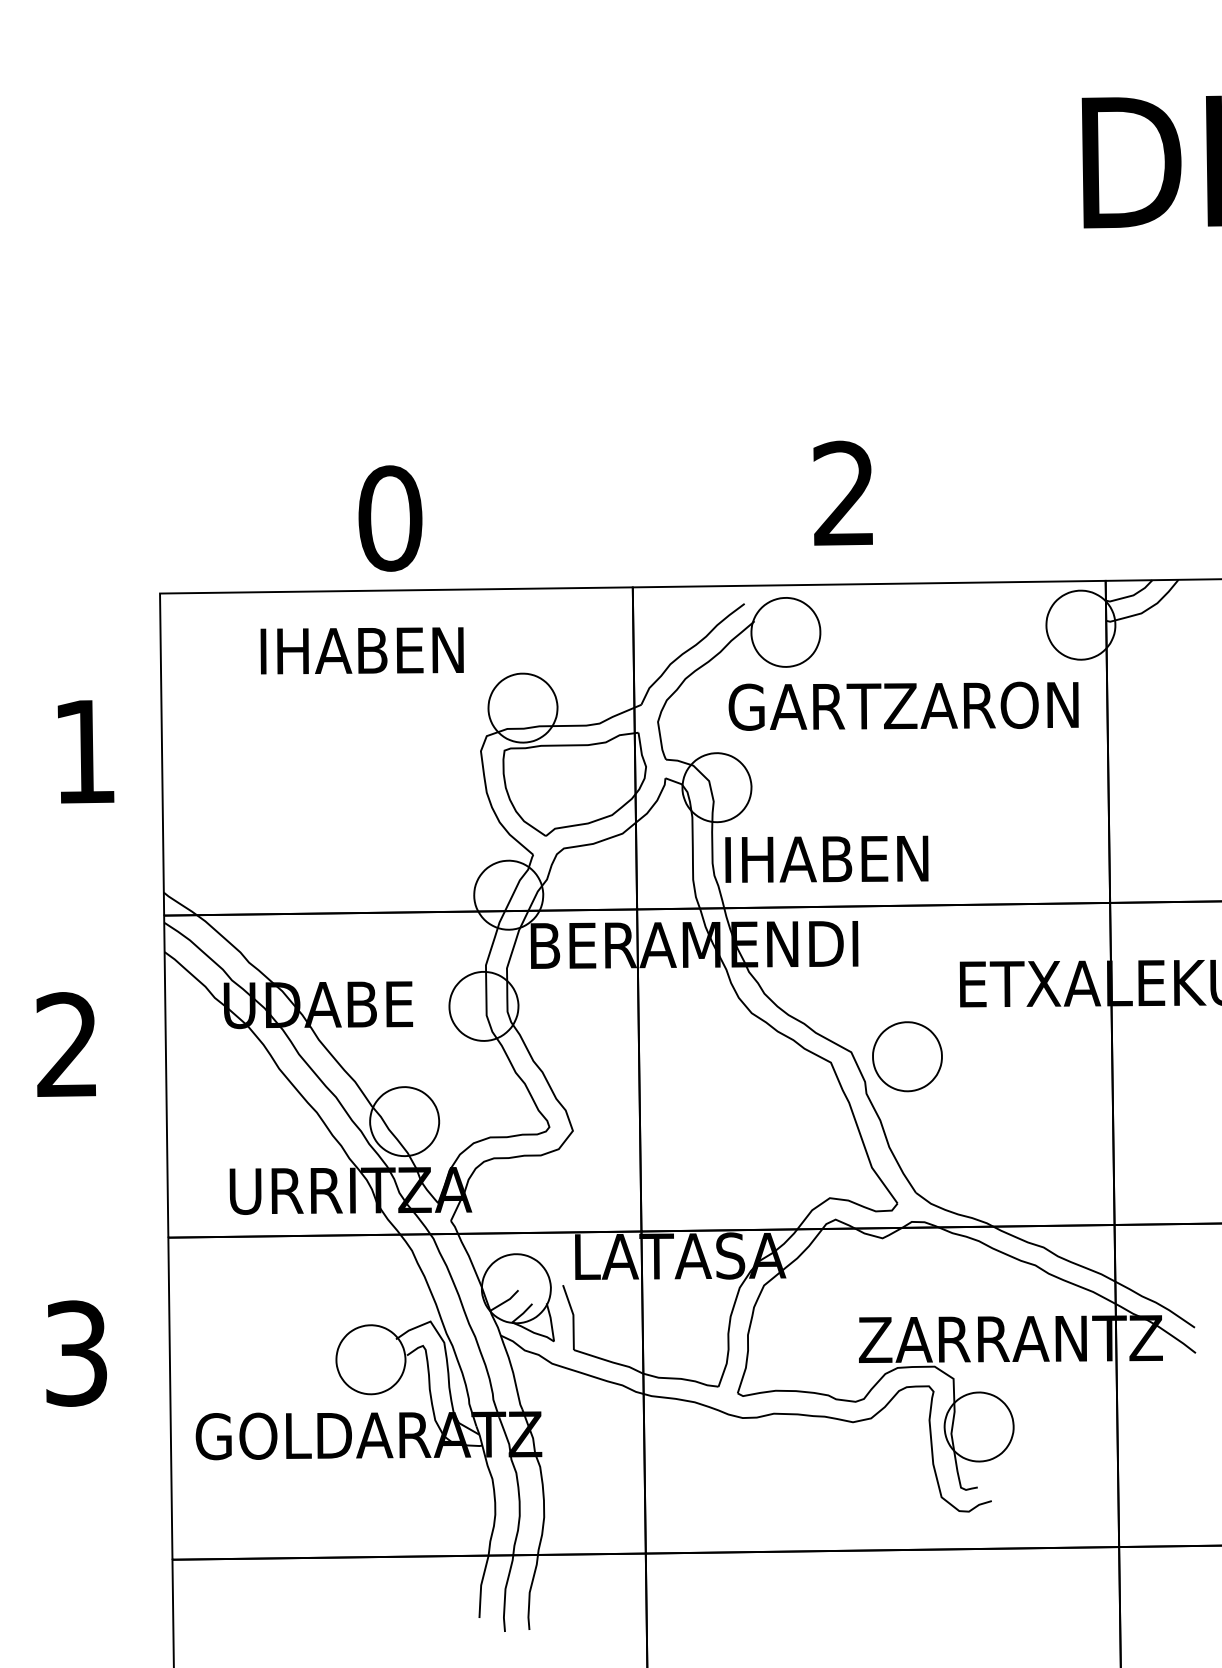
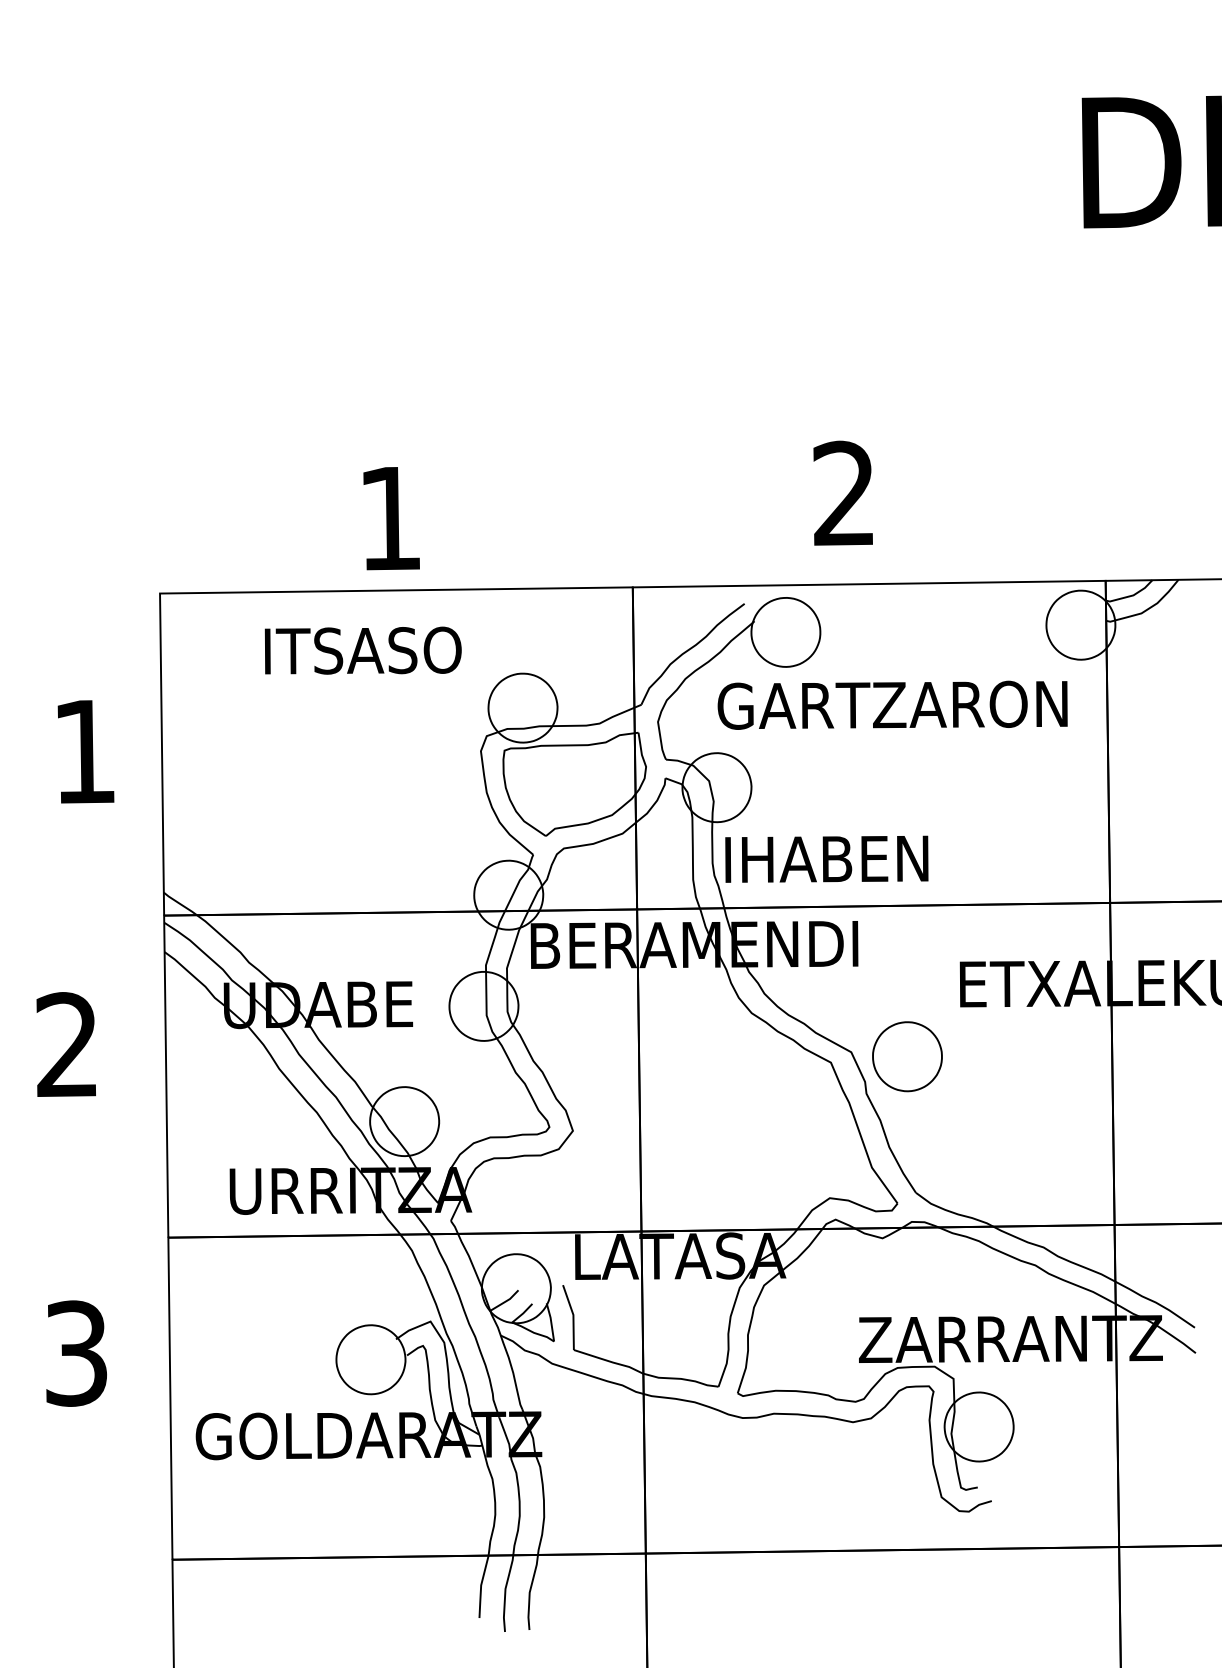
text: 0 -> 1 (390, 518)
text: IHABEN -> ITSASO (361, 650)
text position: (903, 705) -> (892, 704) (892, 704)
